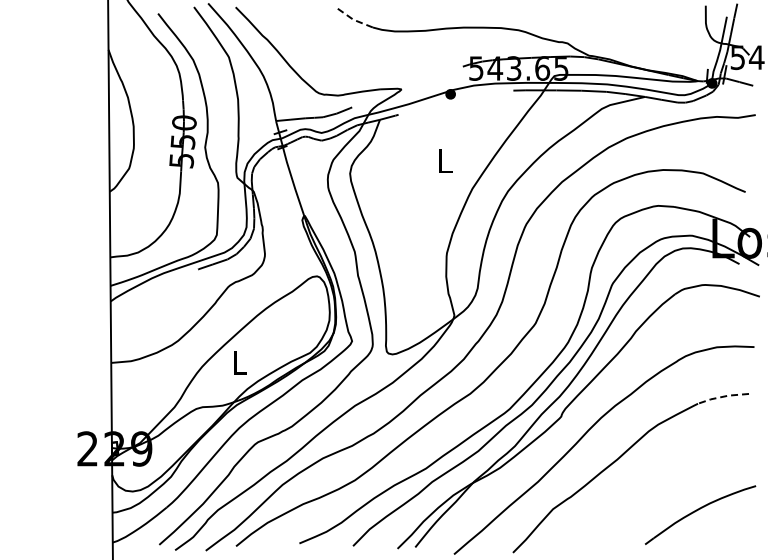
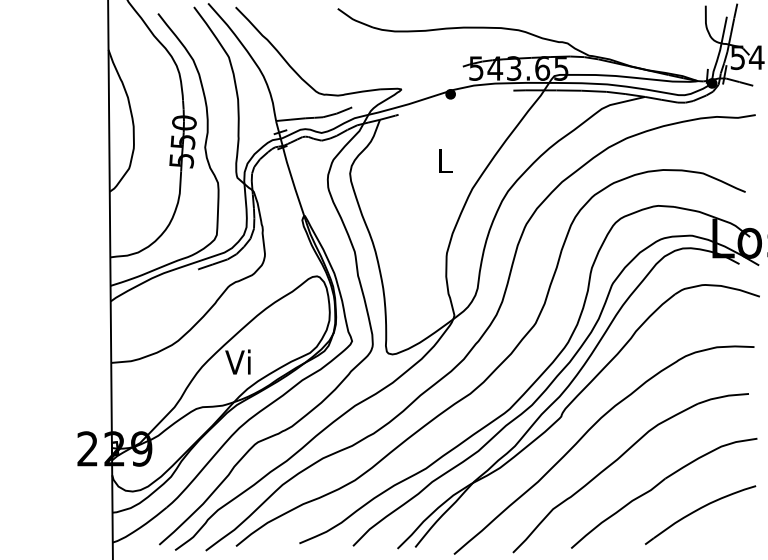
line: dashed -> solid (354, 19)
text: L -> Vi (237, 361)
line: dashed -> solid (723, 396)
part: none -> present (658, 485)
